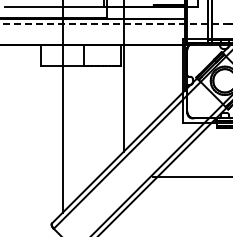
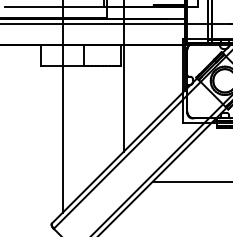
line: dashed -> solid (114, 24)
line position: (190, 176) -> (190, 181) (190, 181)
